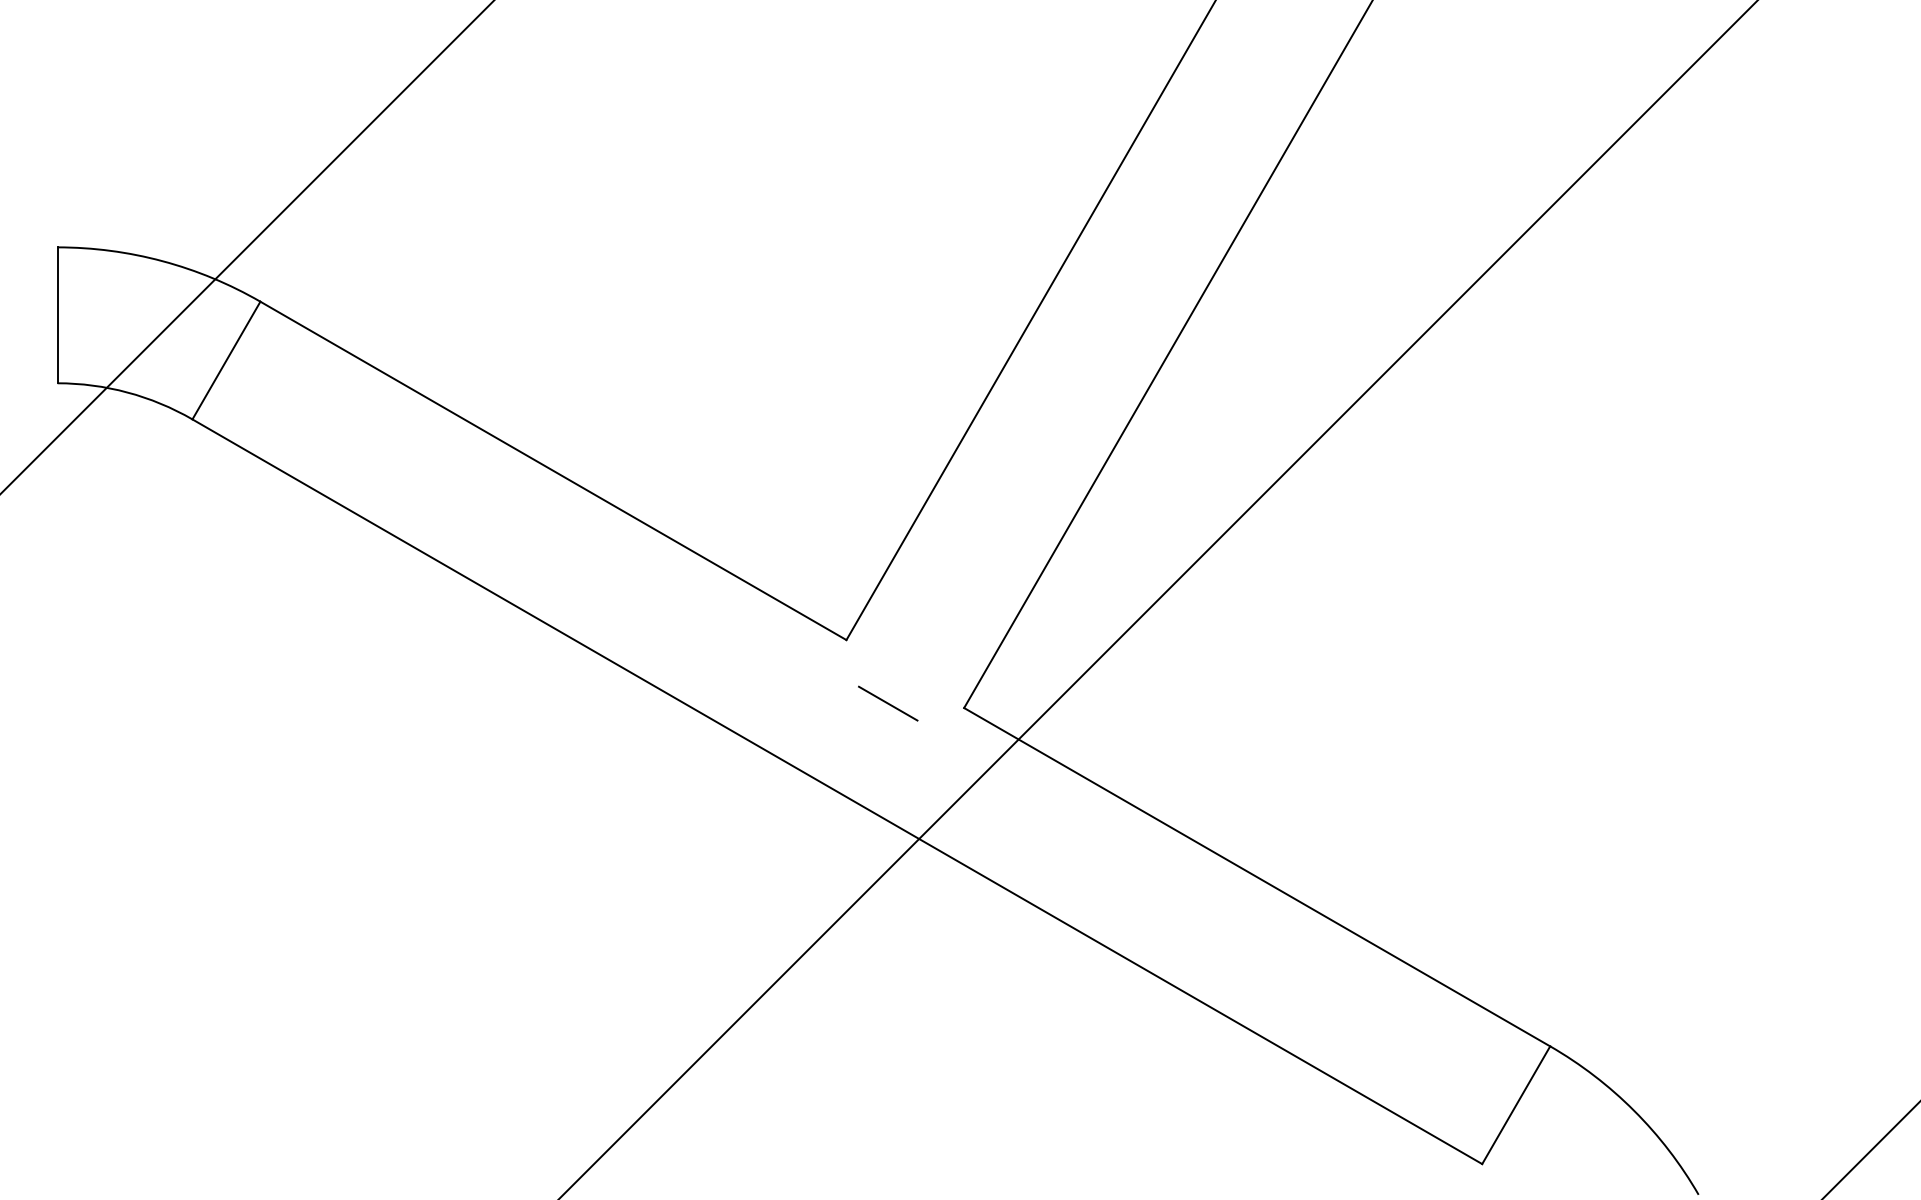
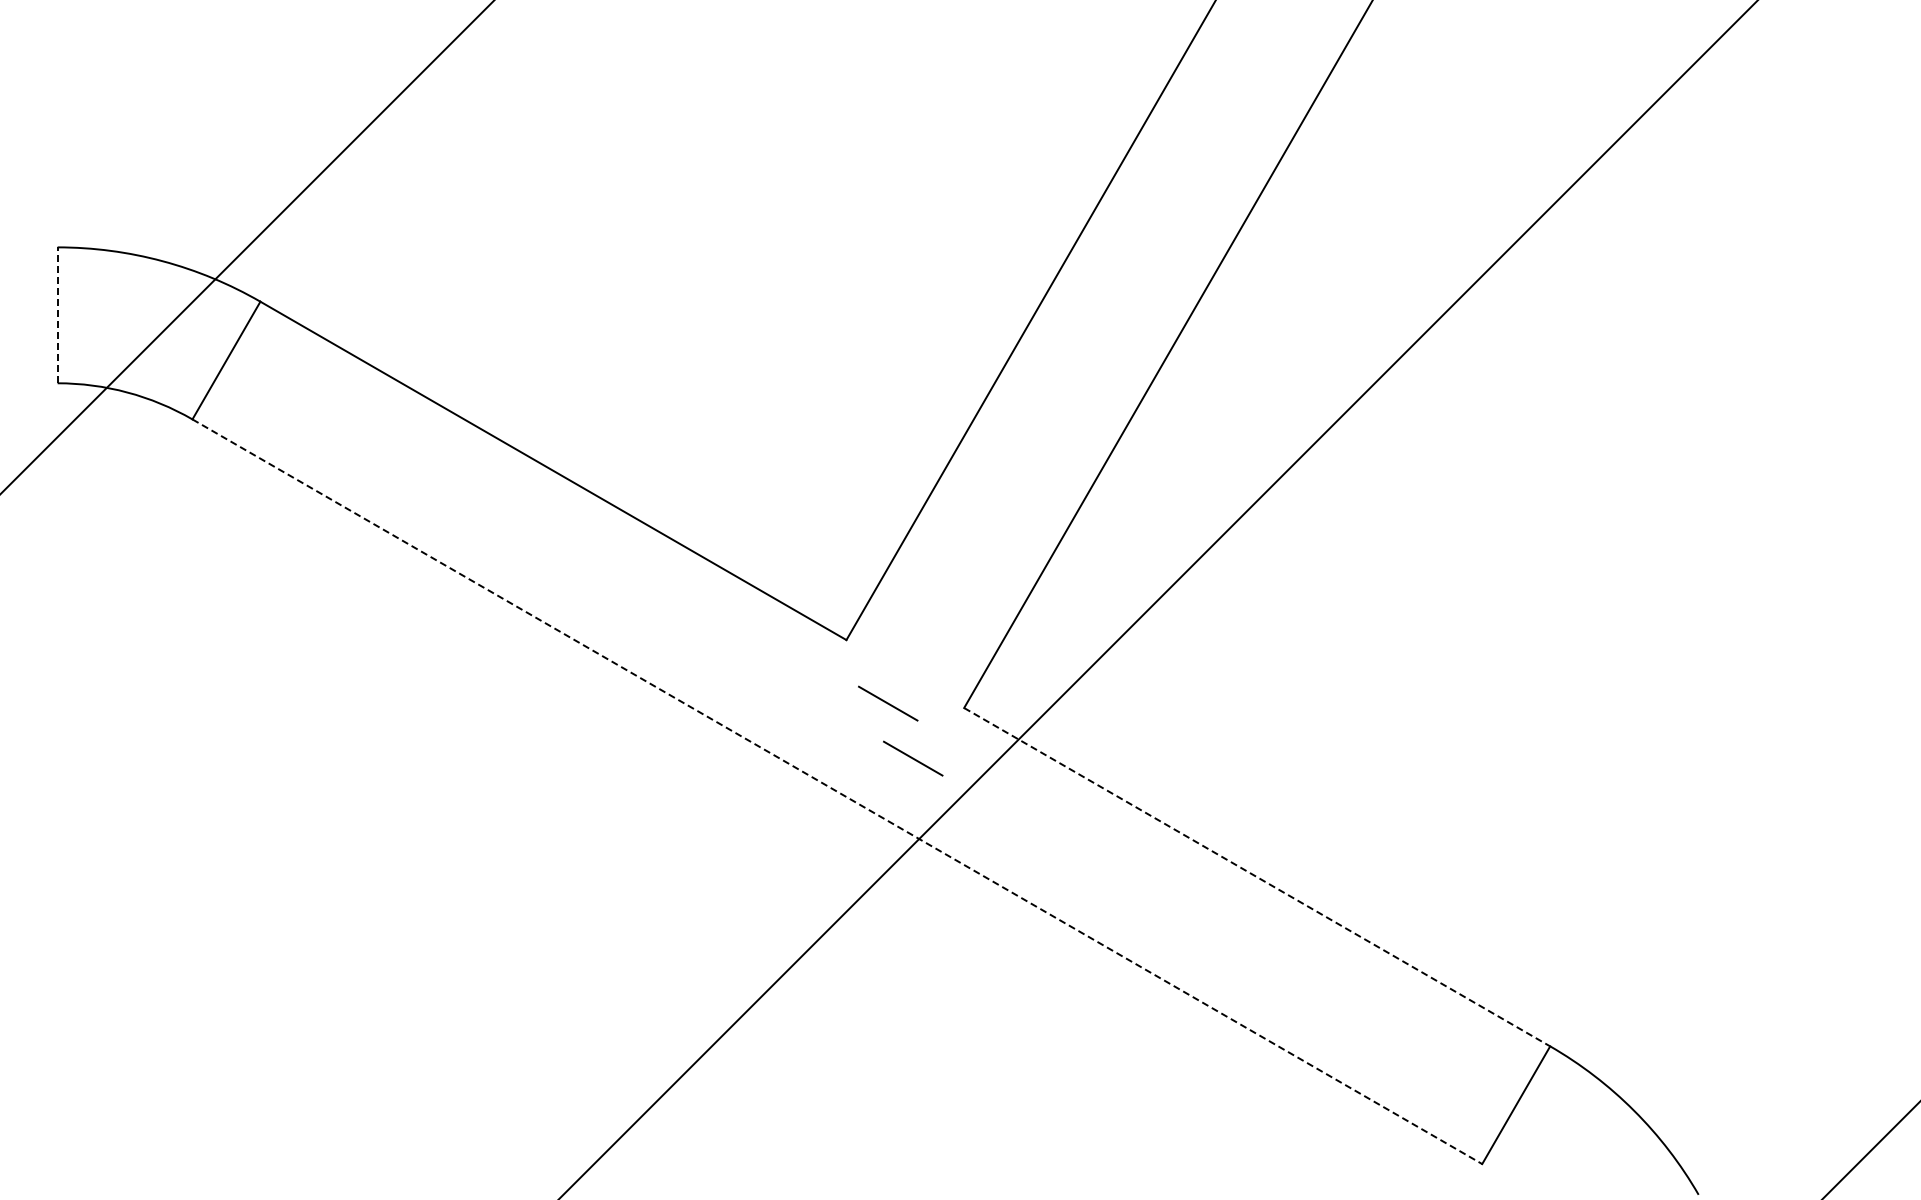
line: solid -> dashed (57, 315)
line: none -> present (913, 758)
line: solid -> dashed (837, 791)
line: solid -> dashed (1257, 877)
